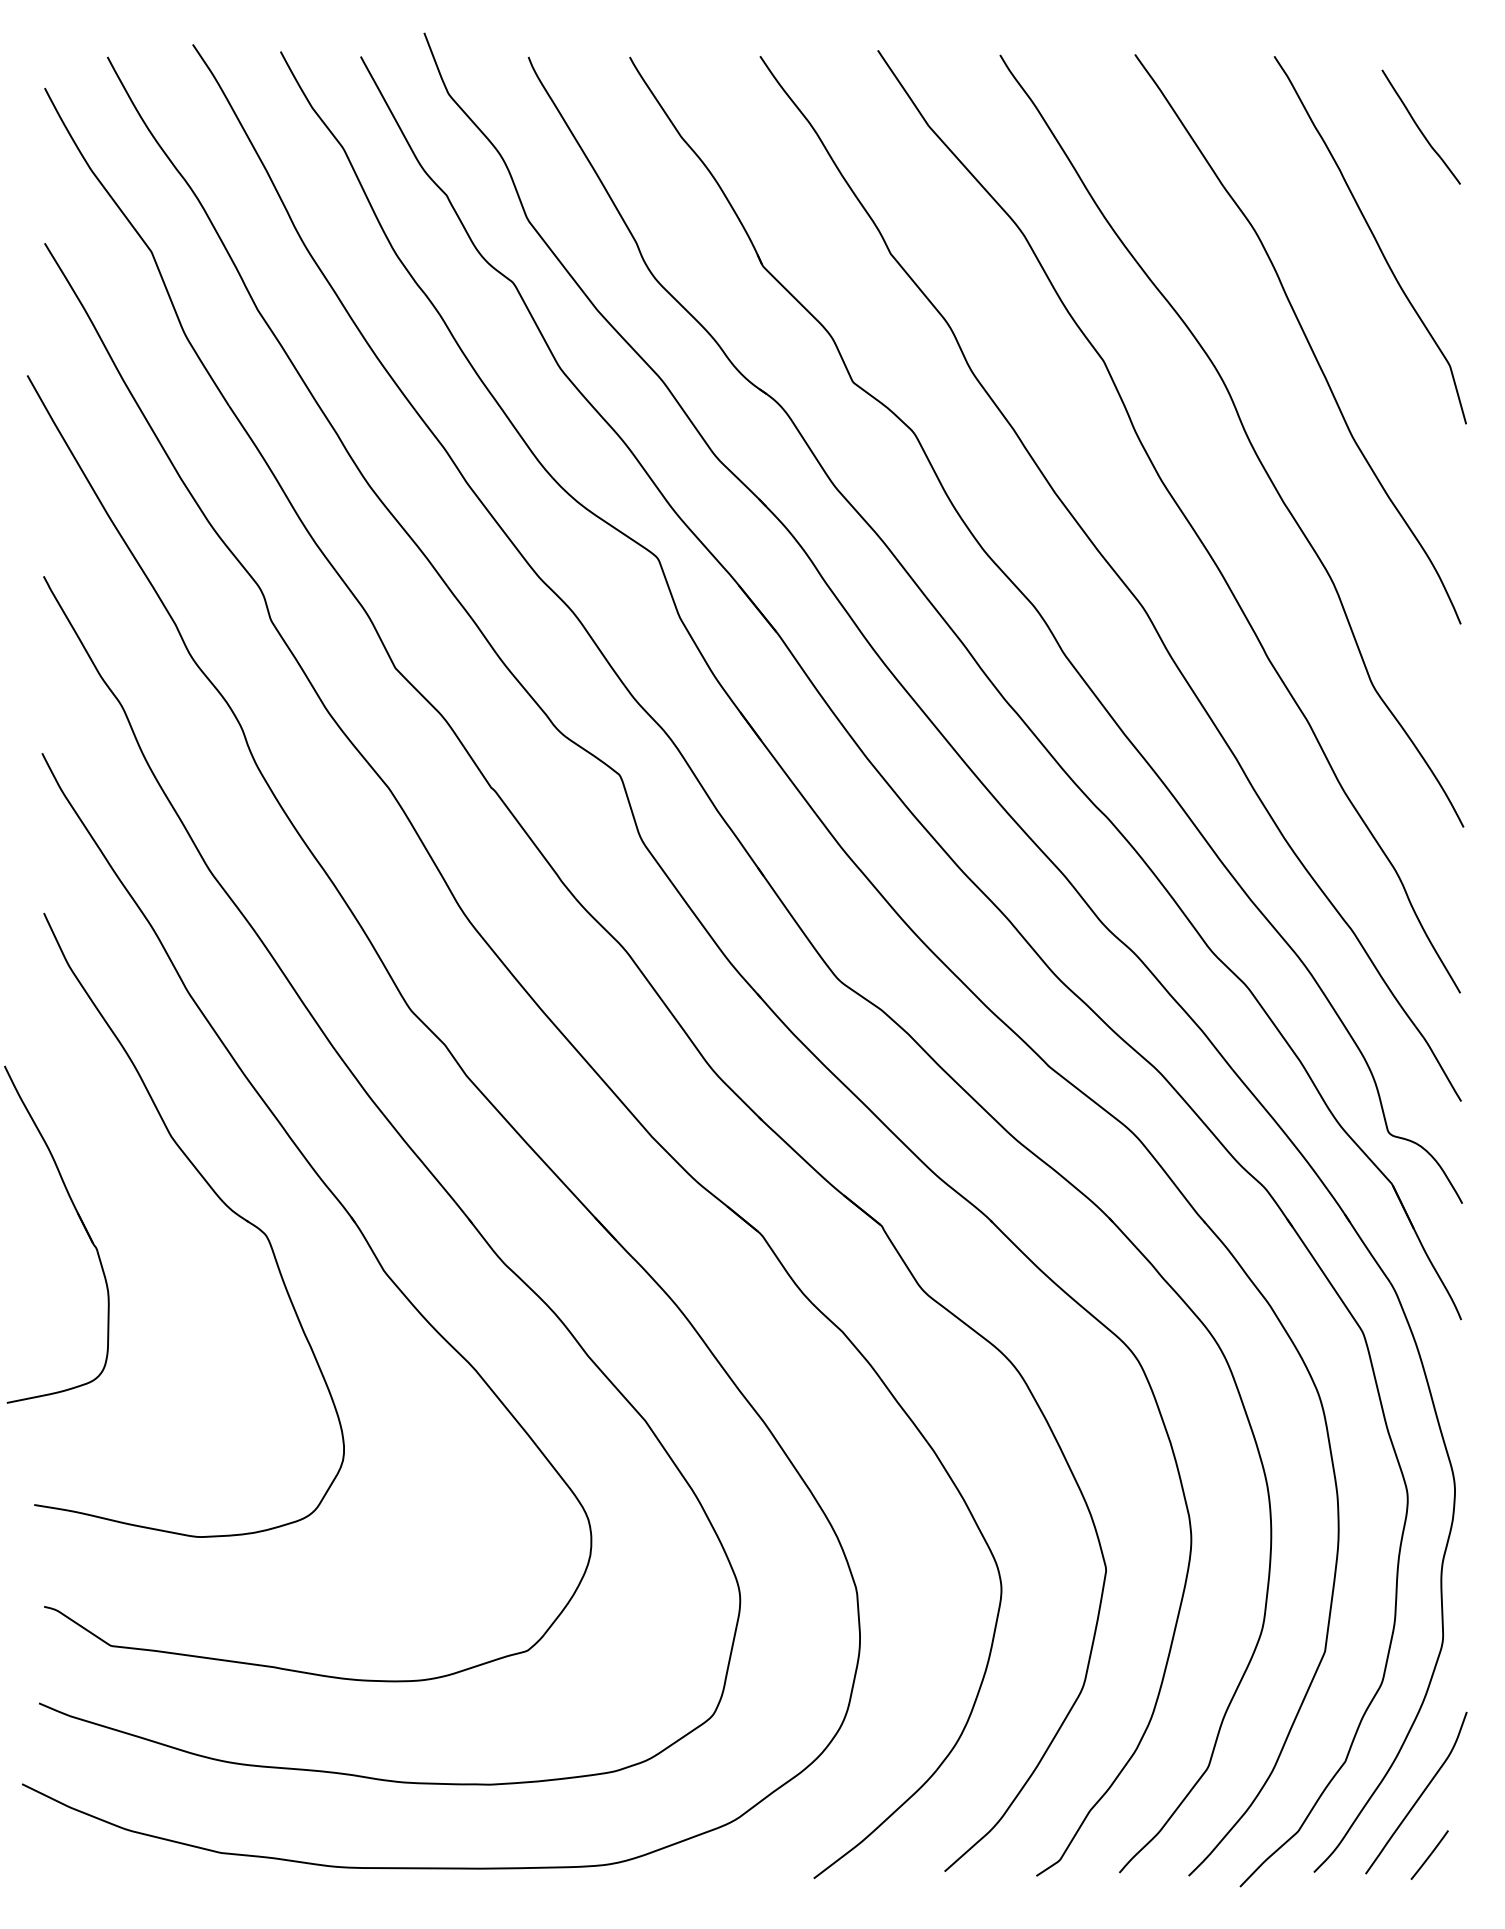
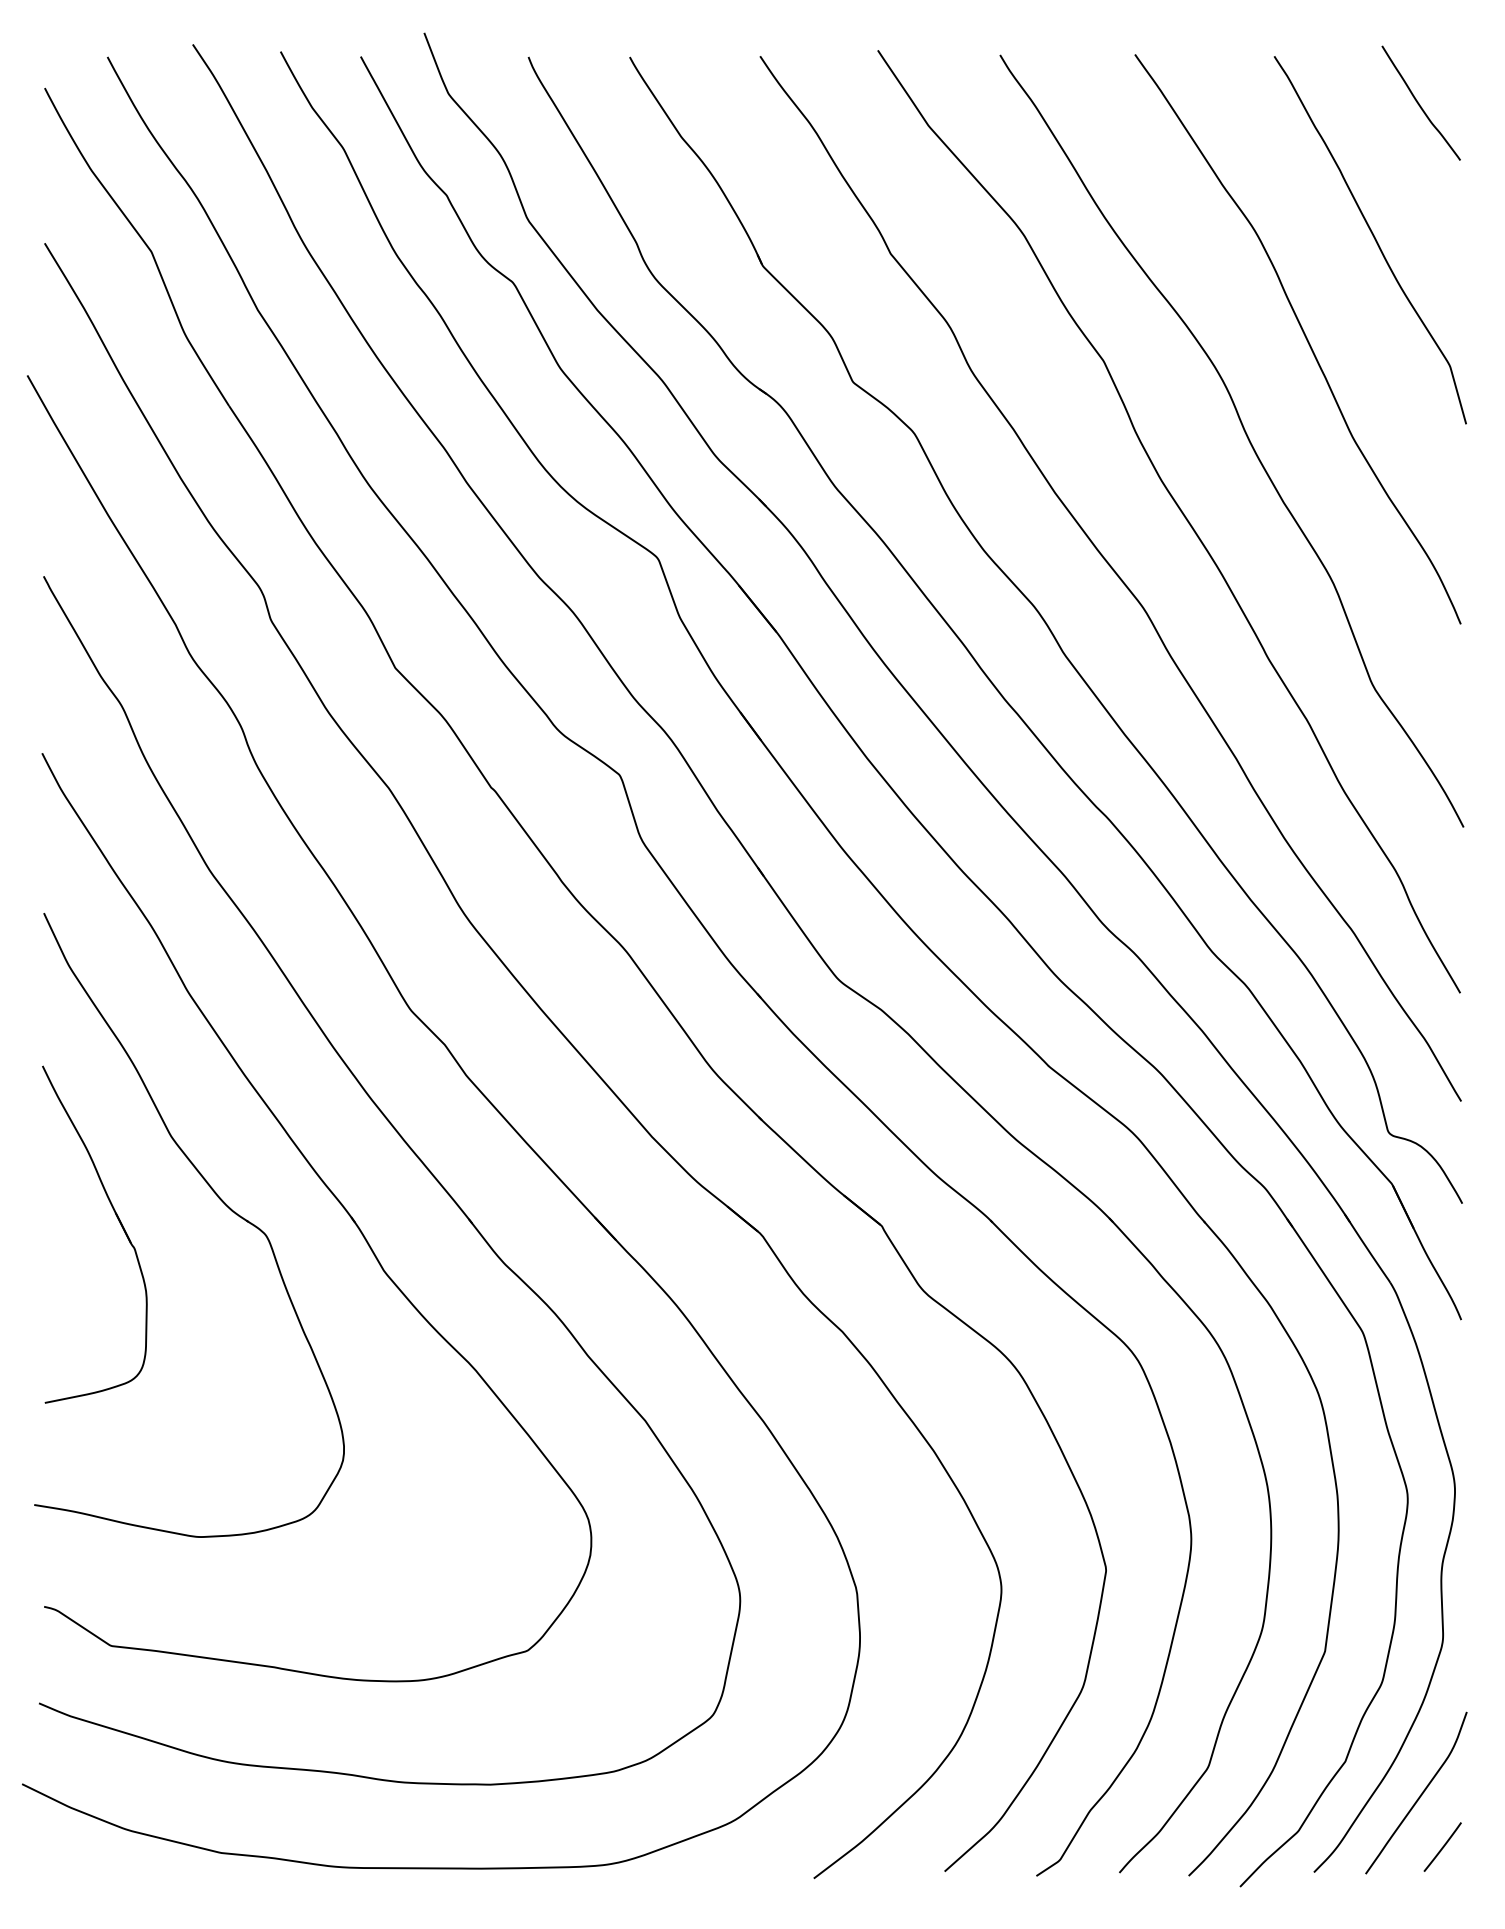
curve position: (1419, 127) -> (1419, 103) (1419, 103)
part position: (80, 1221) -> (118, 1221) (118, 1221)
line position: (1429, 1854) -> (1442, 1846) (1442, 1846)
